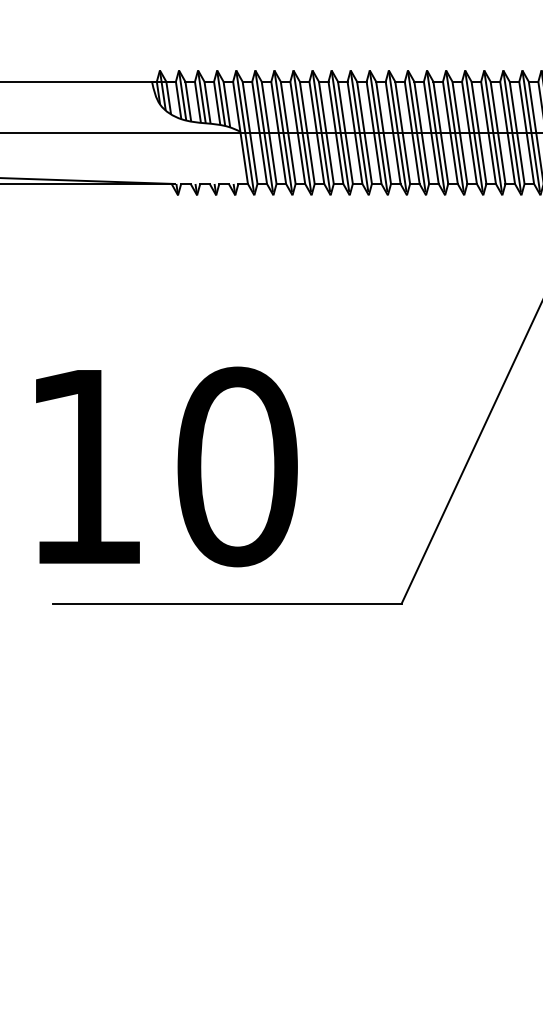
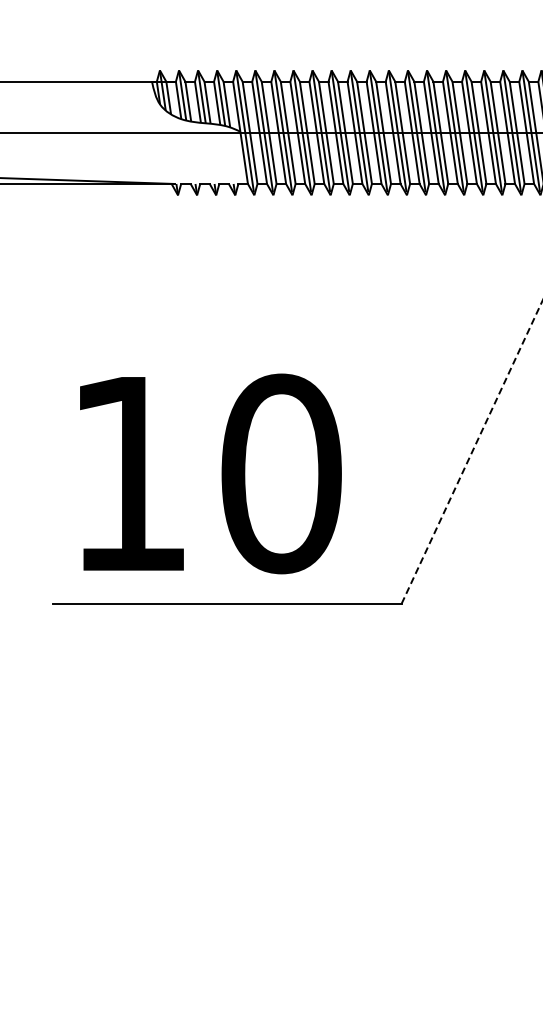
line: solid -> dashed (472, 451)
text position: (166, 466) -> (210, 473) (210, 473)
